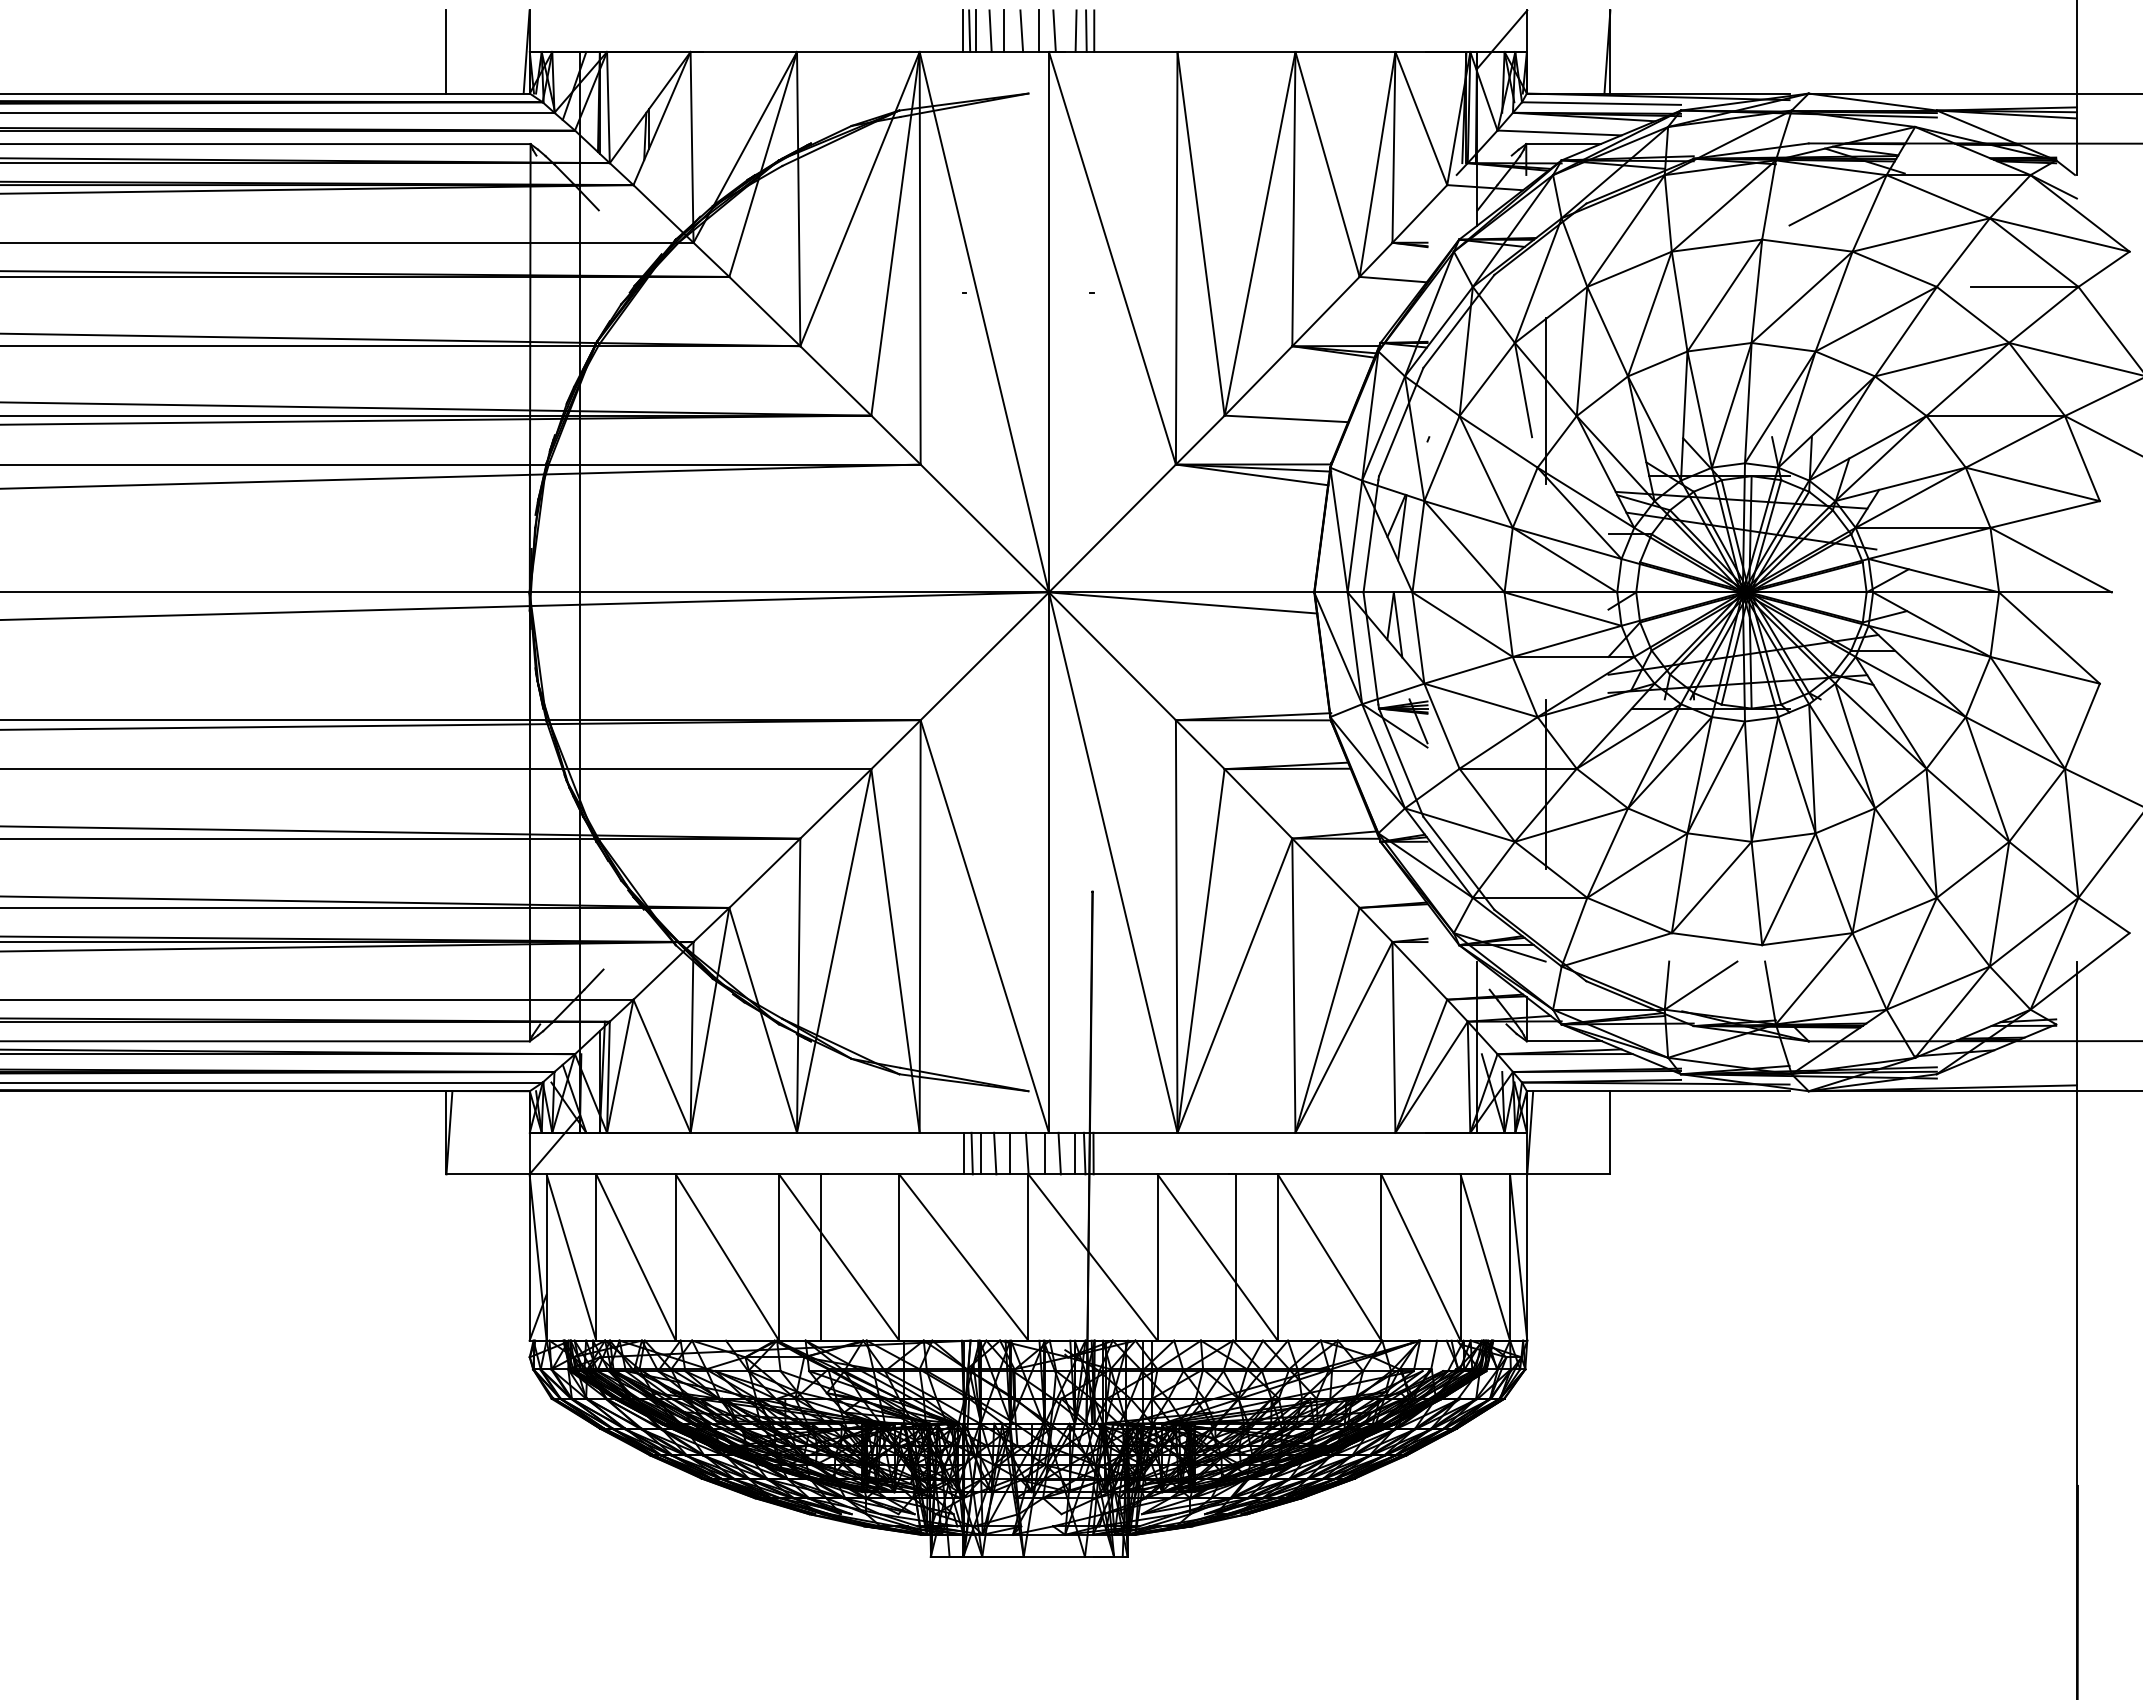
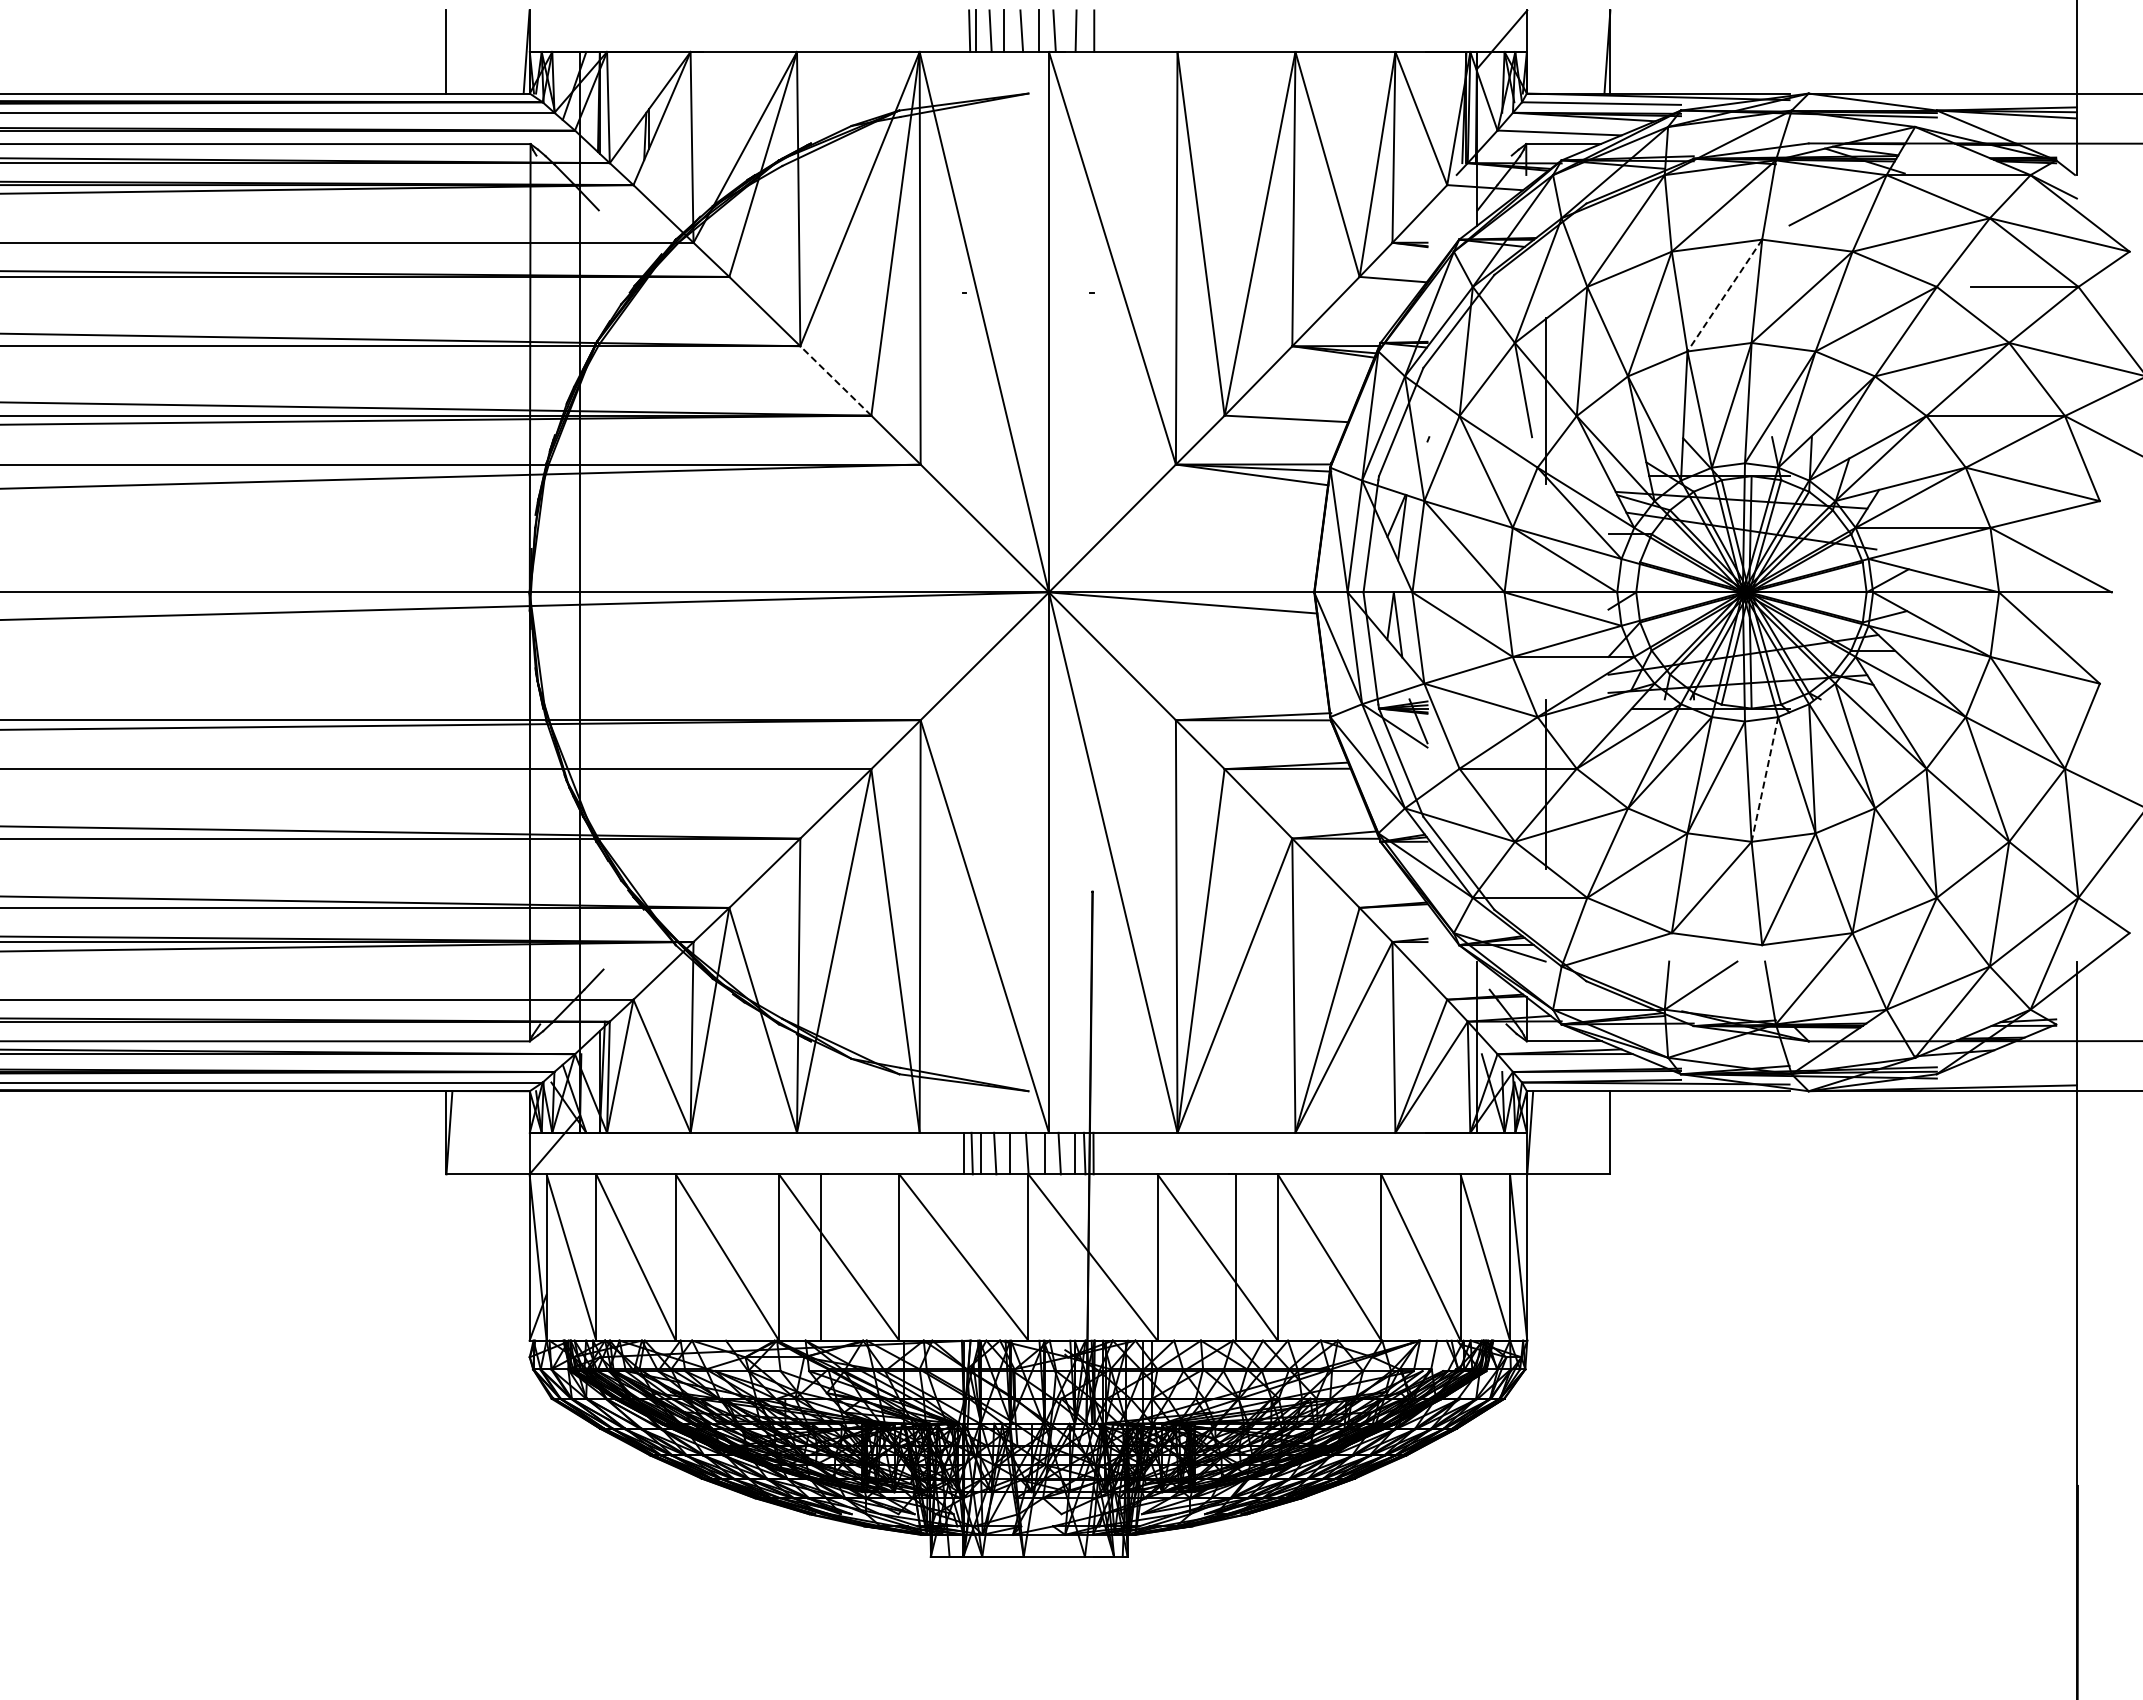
line: present -> none (962, 30)
line: present -> none (1086, 30)
line: solid -> dashed (1724, 296)
line: solid -> dashed (835, 380)
line: solid -> dashed (1764, 779)
